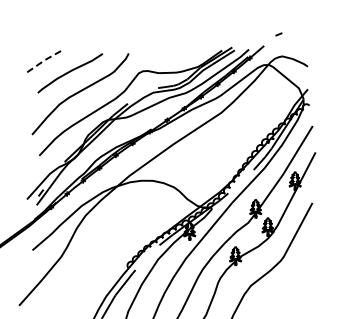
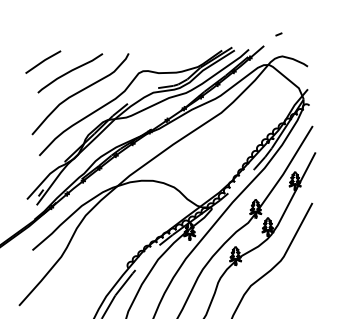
line: dashed -> solid (43, 61)
